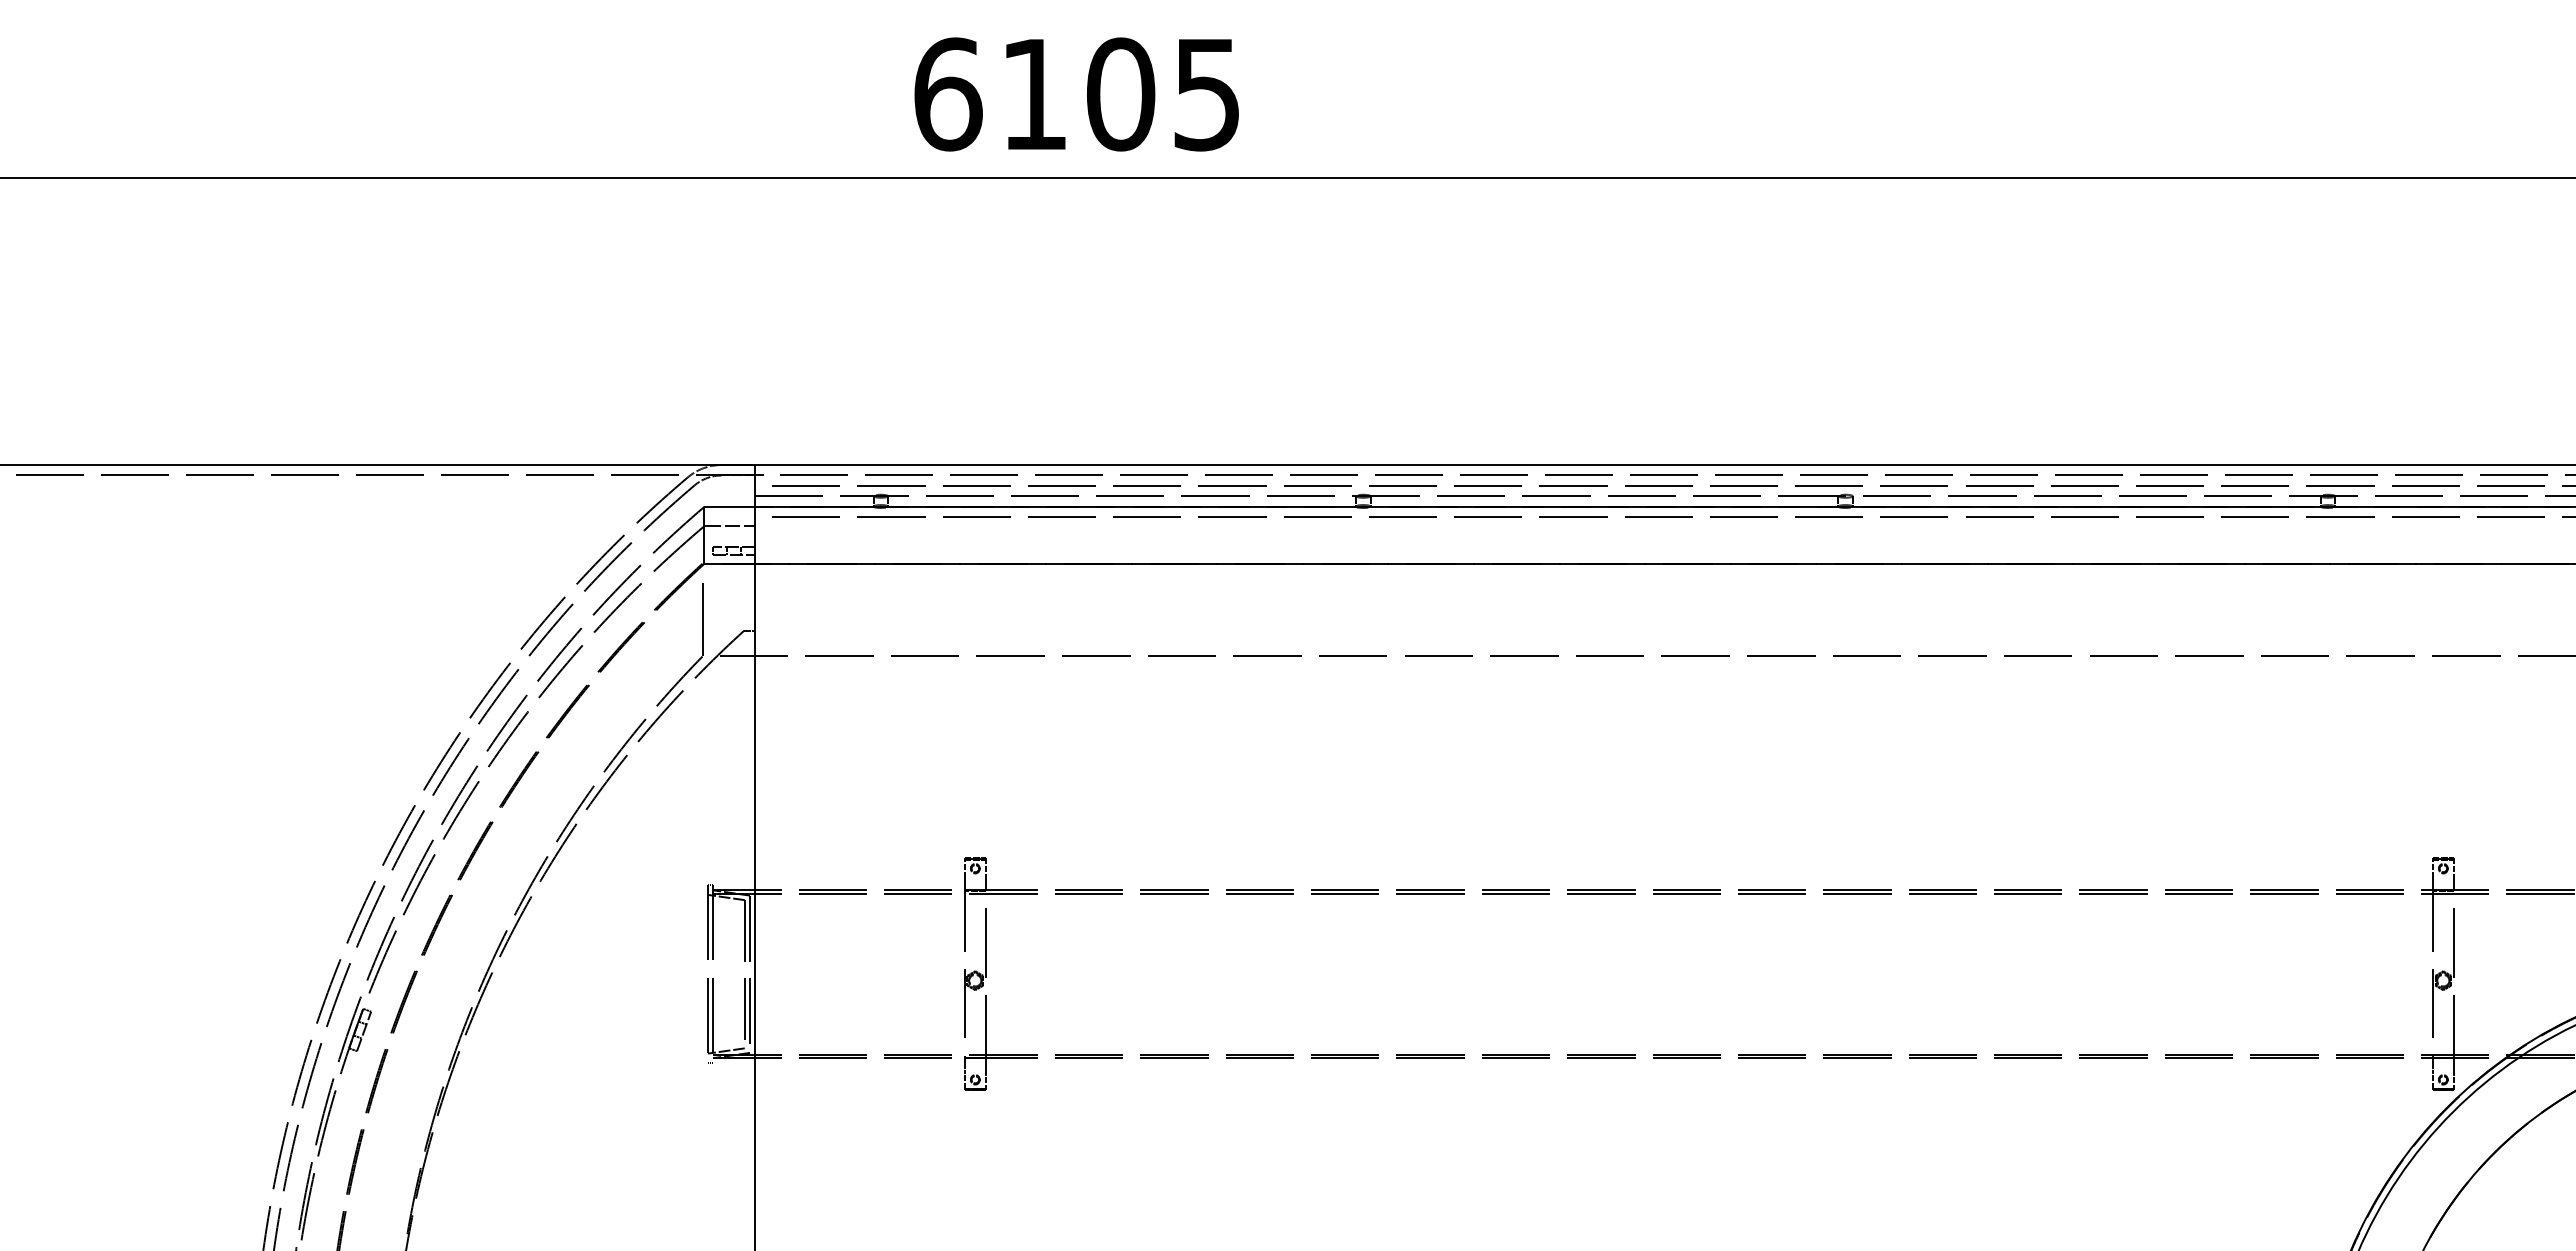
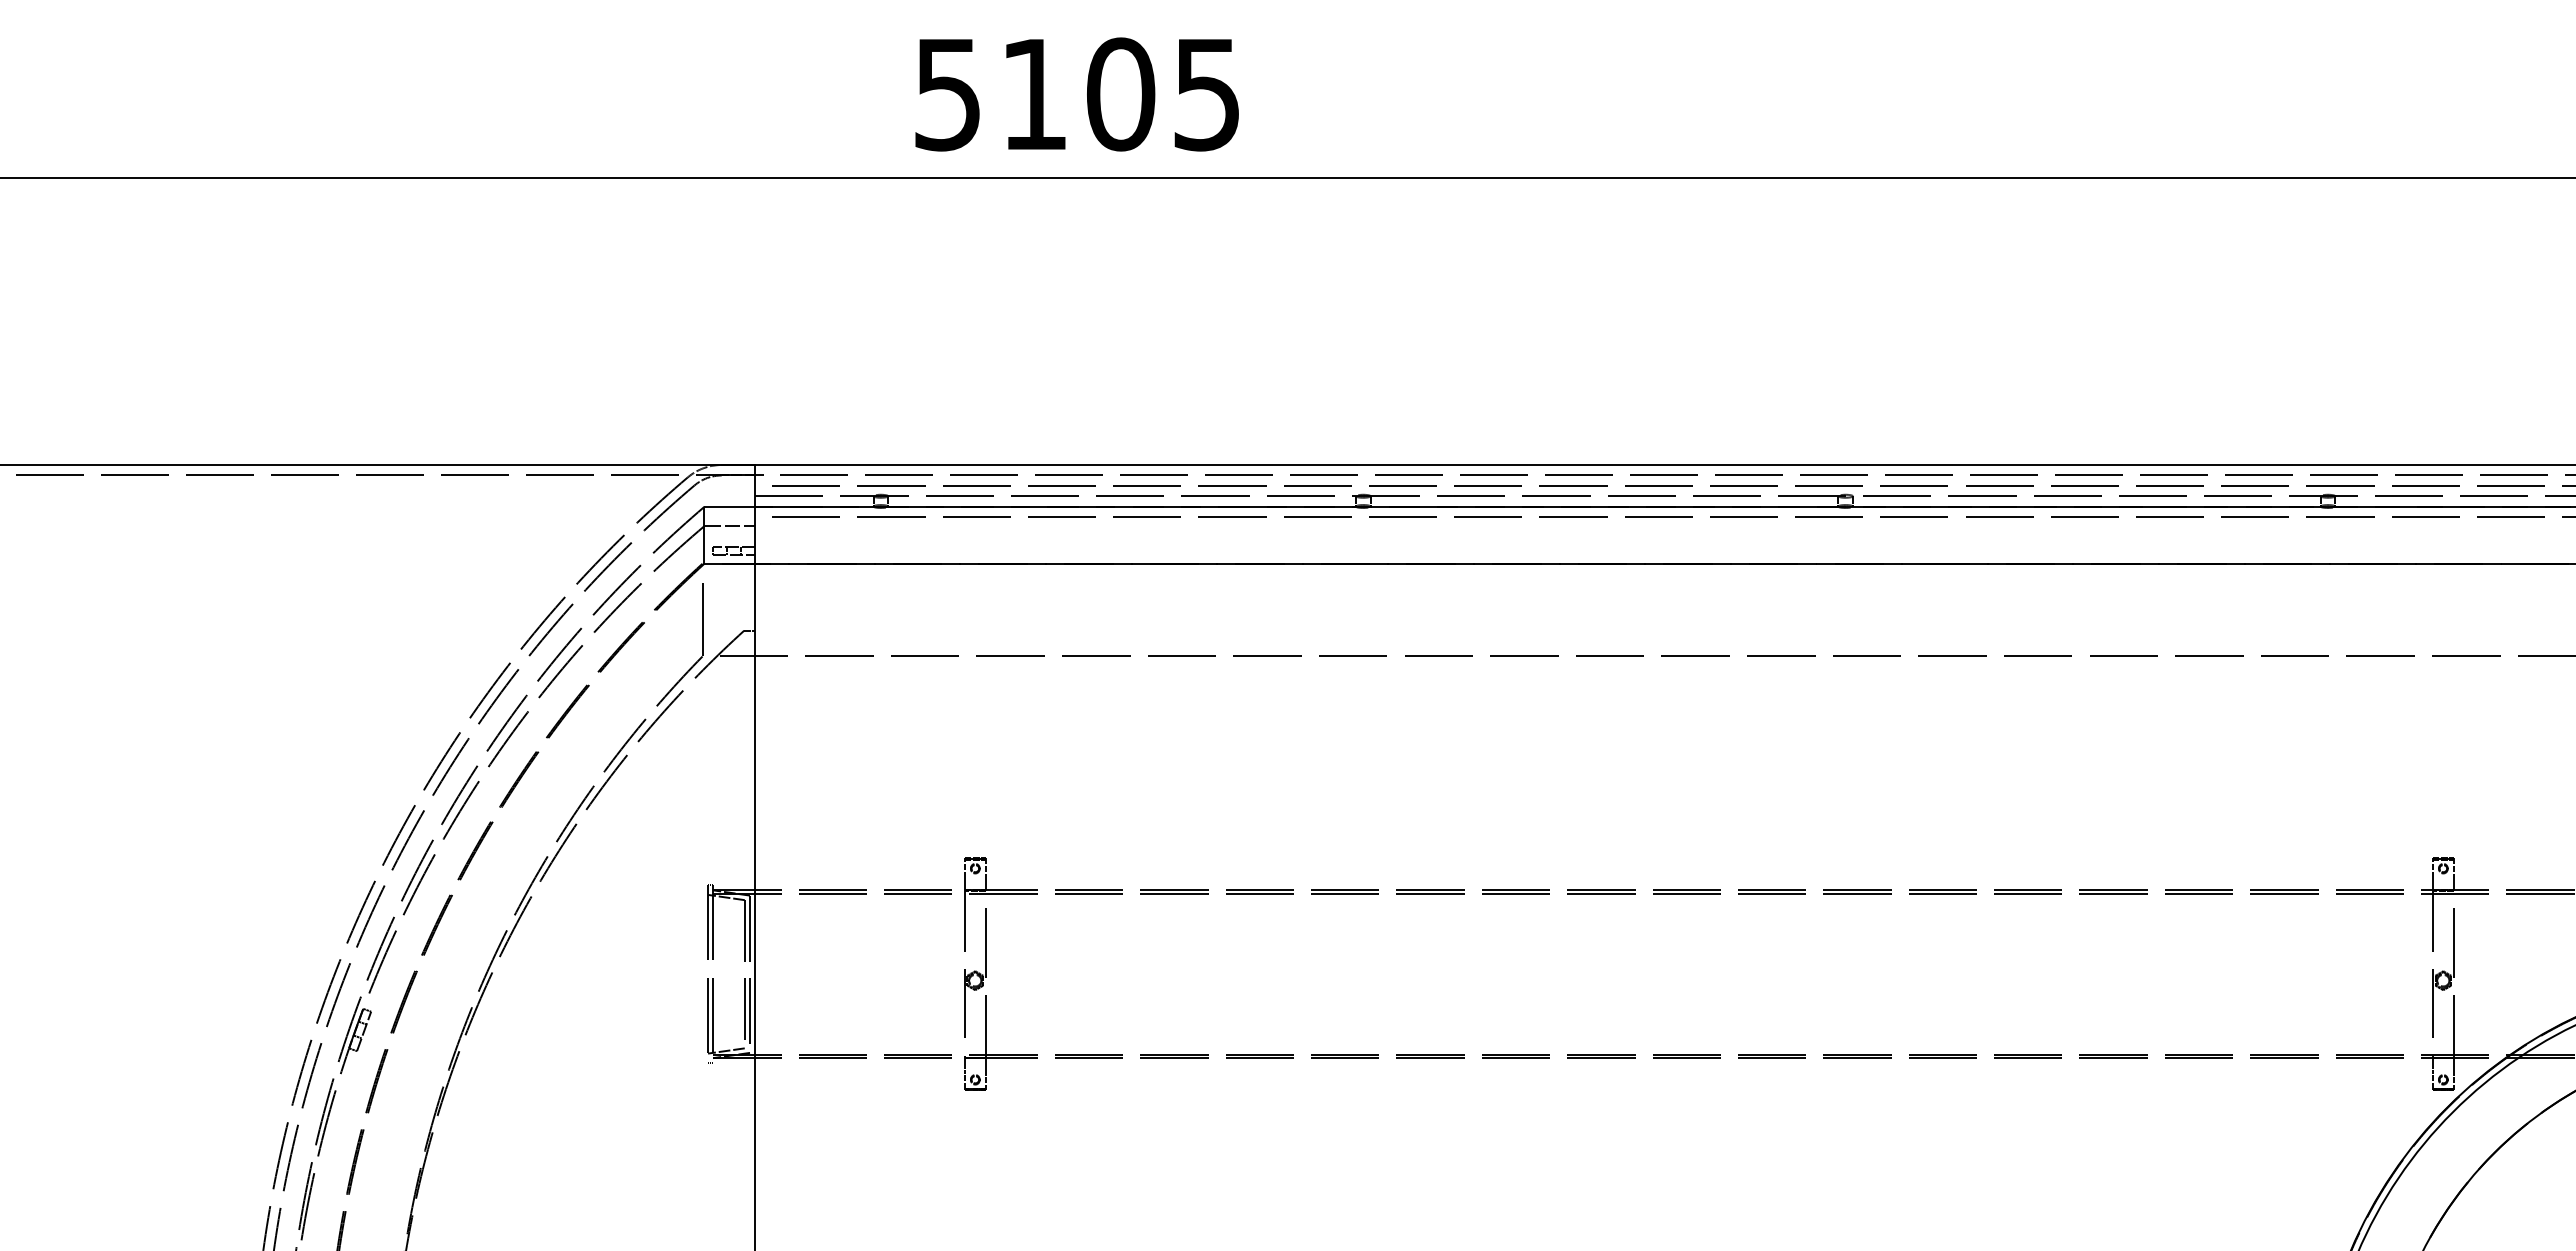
text: 6105 -> 5105 (948, 94)
